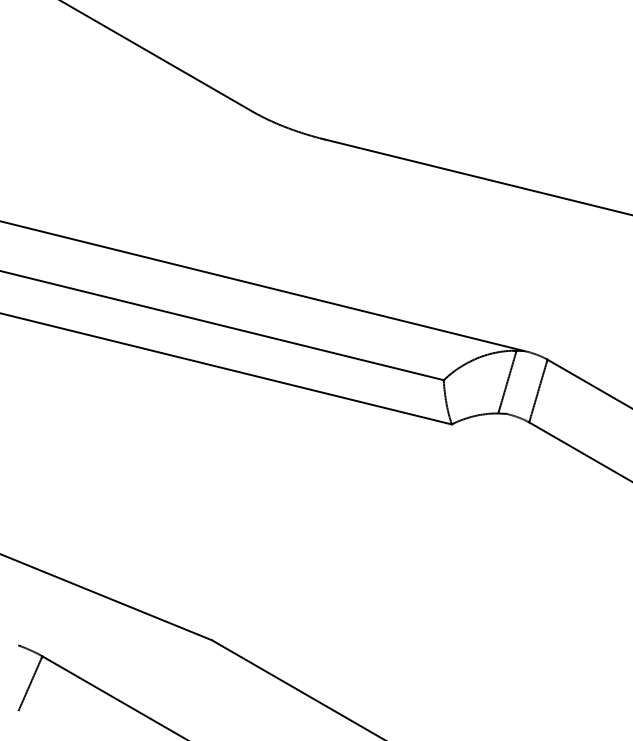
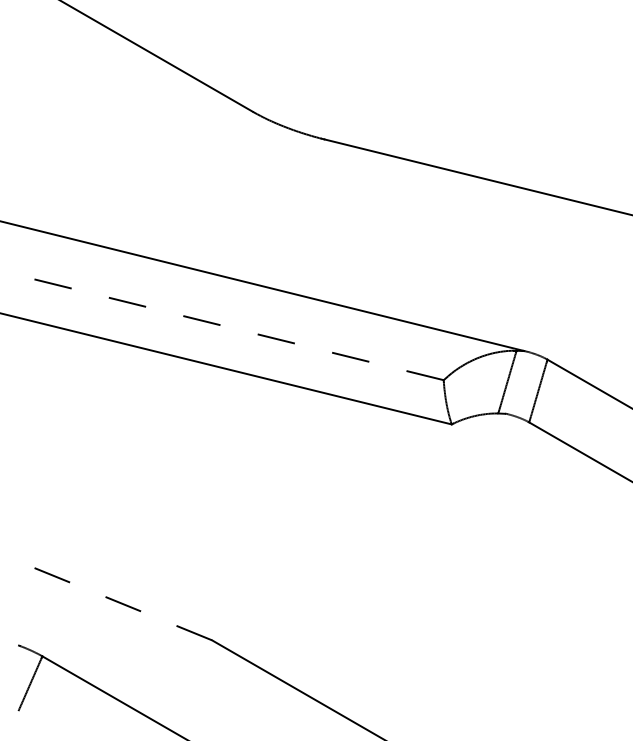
line: solid -> dashed (221, 325)
line: solid -> dashed (105, 597)
